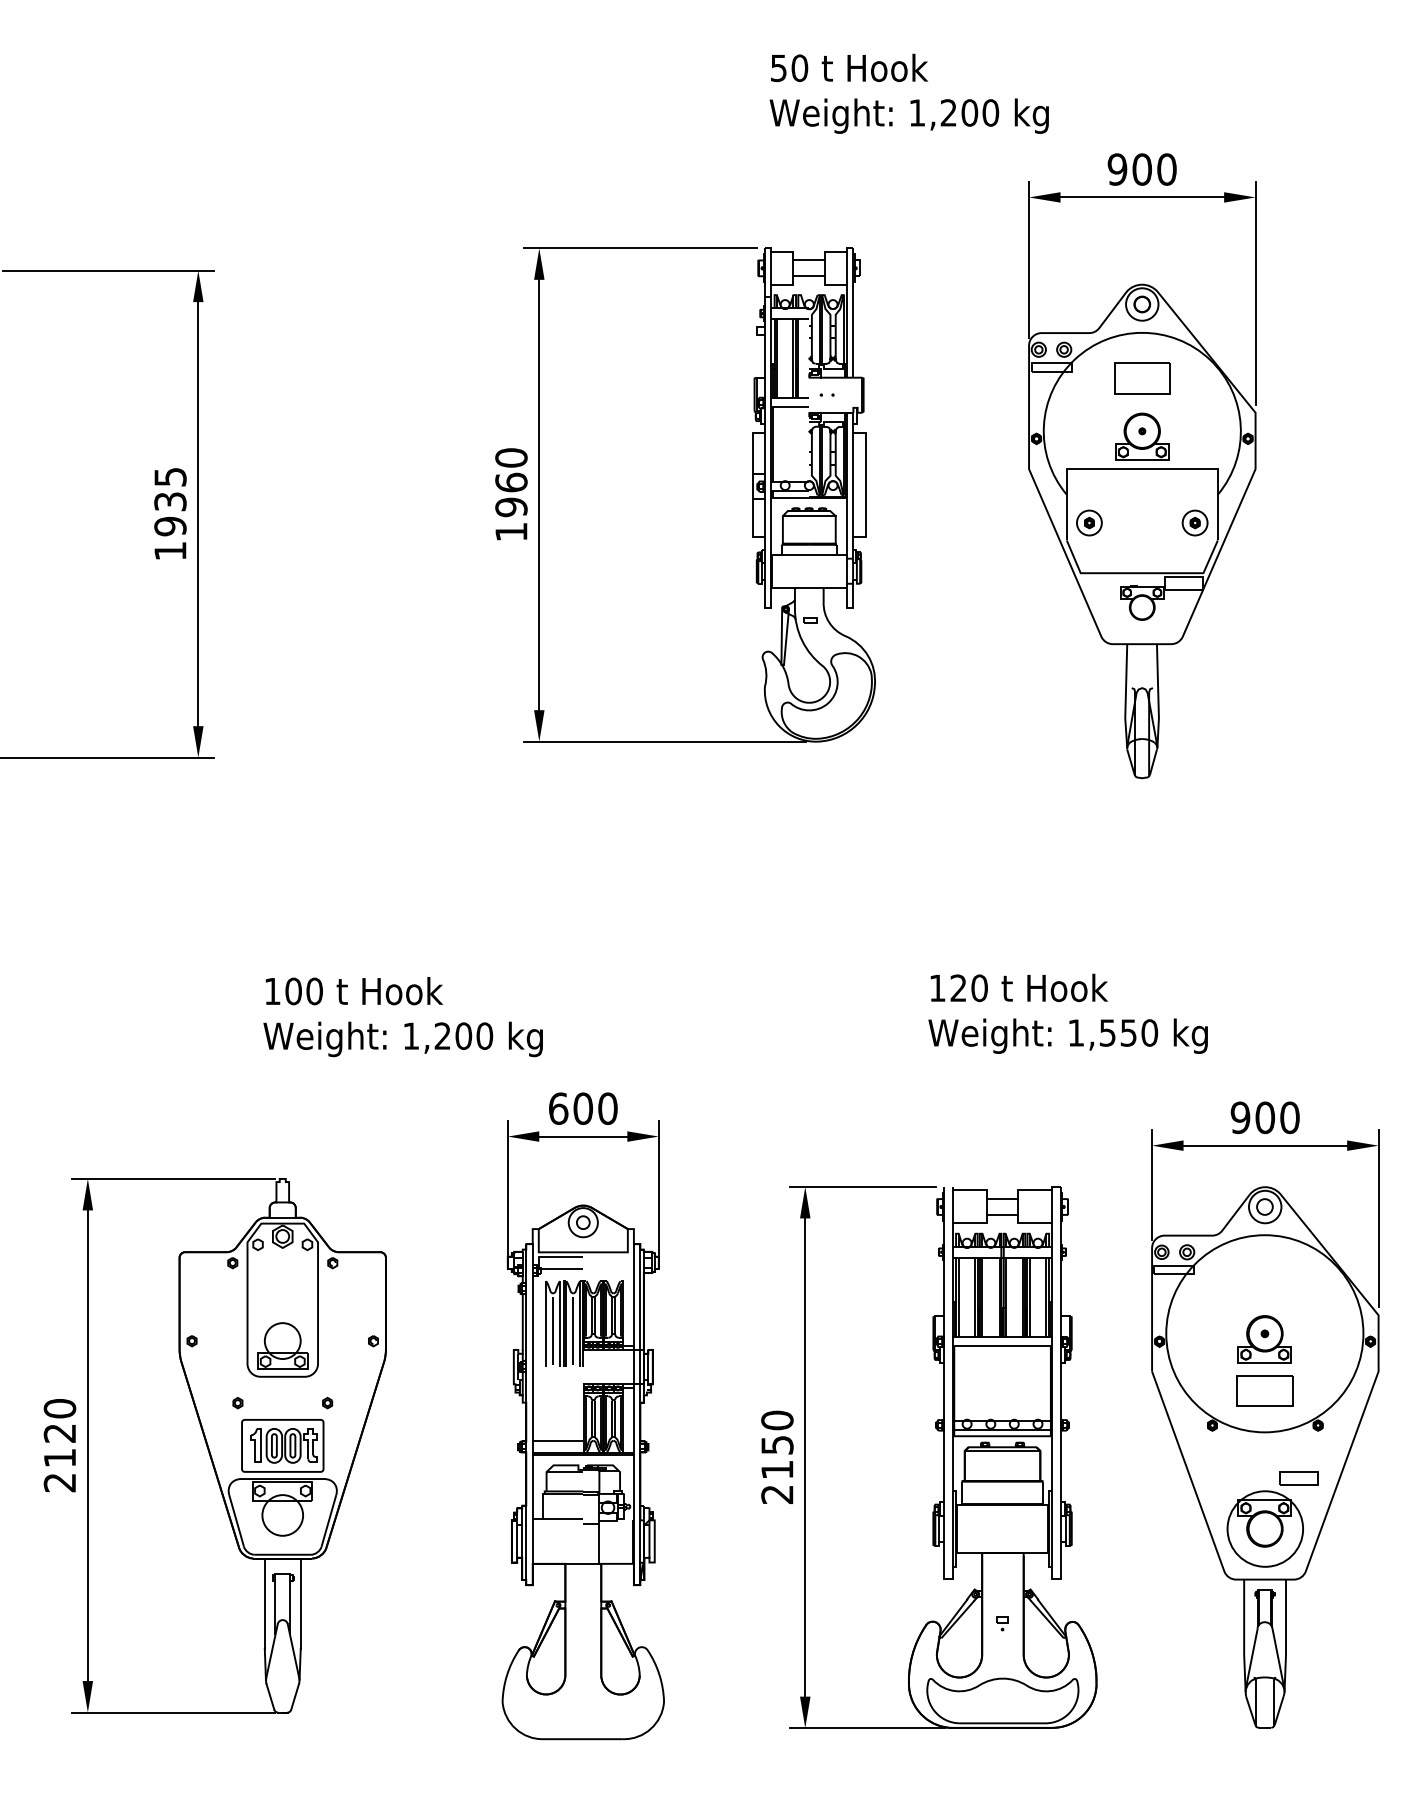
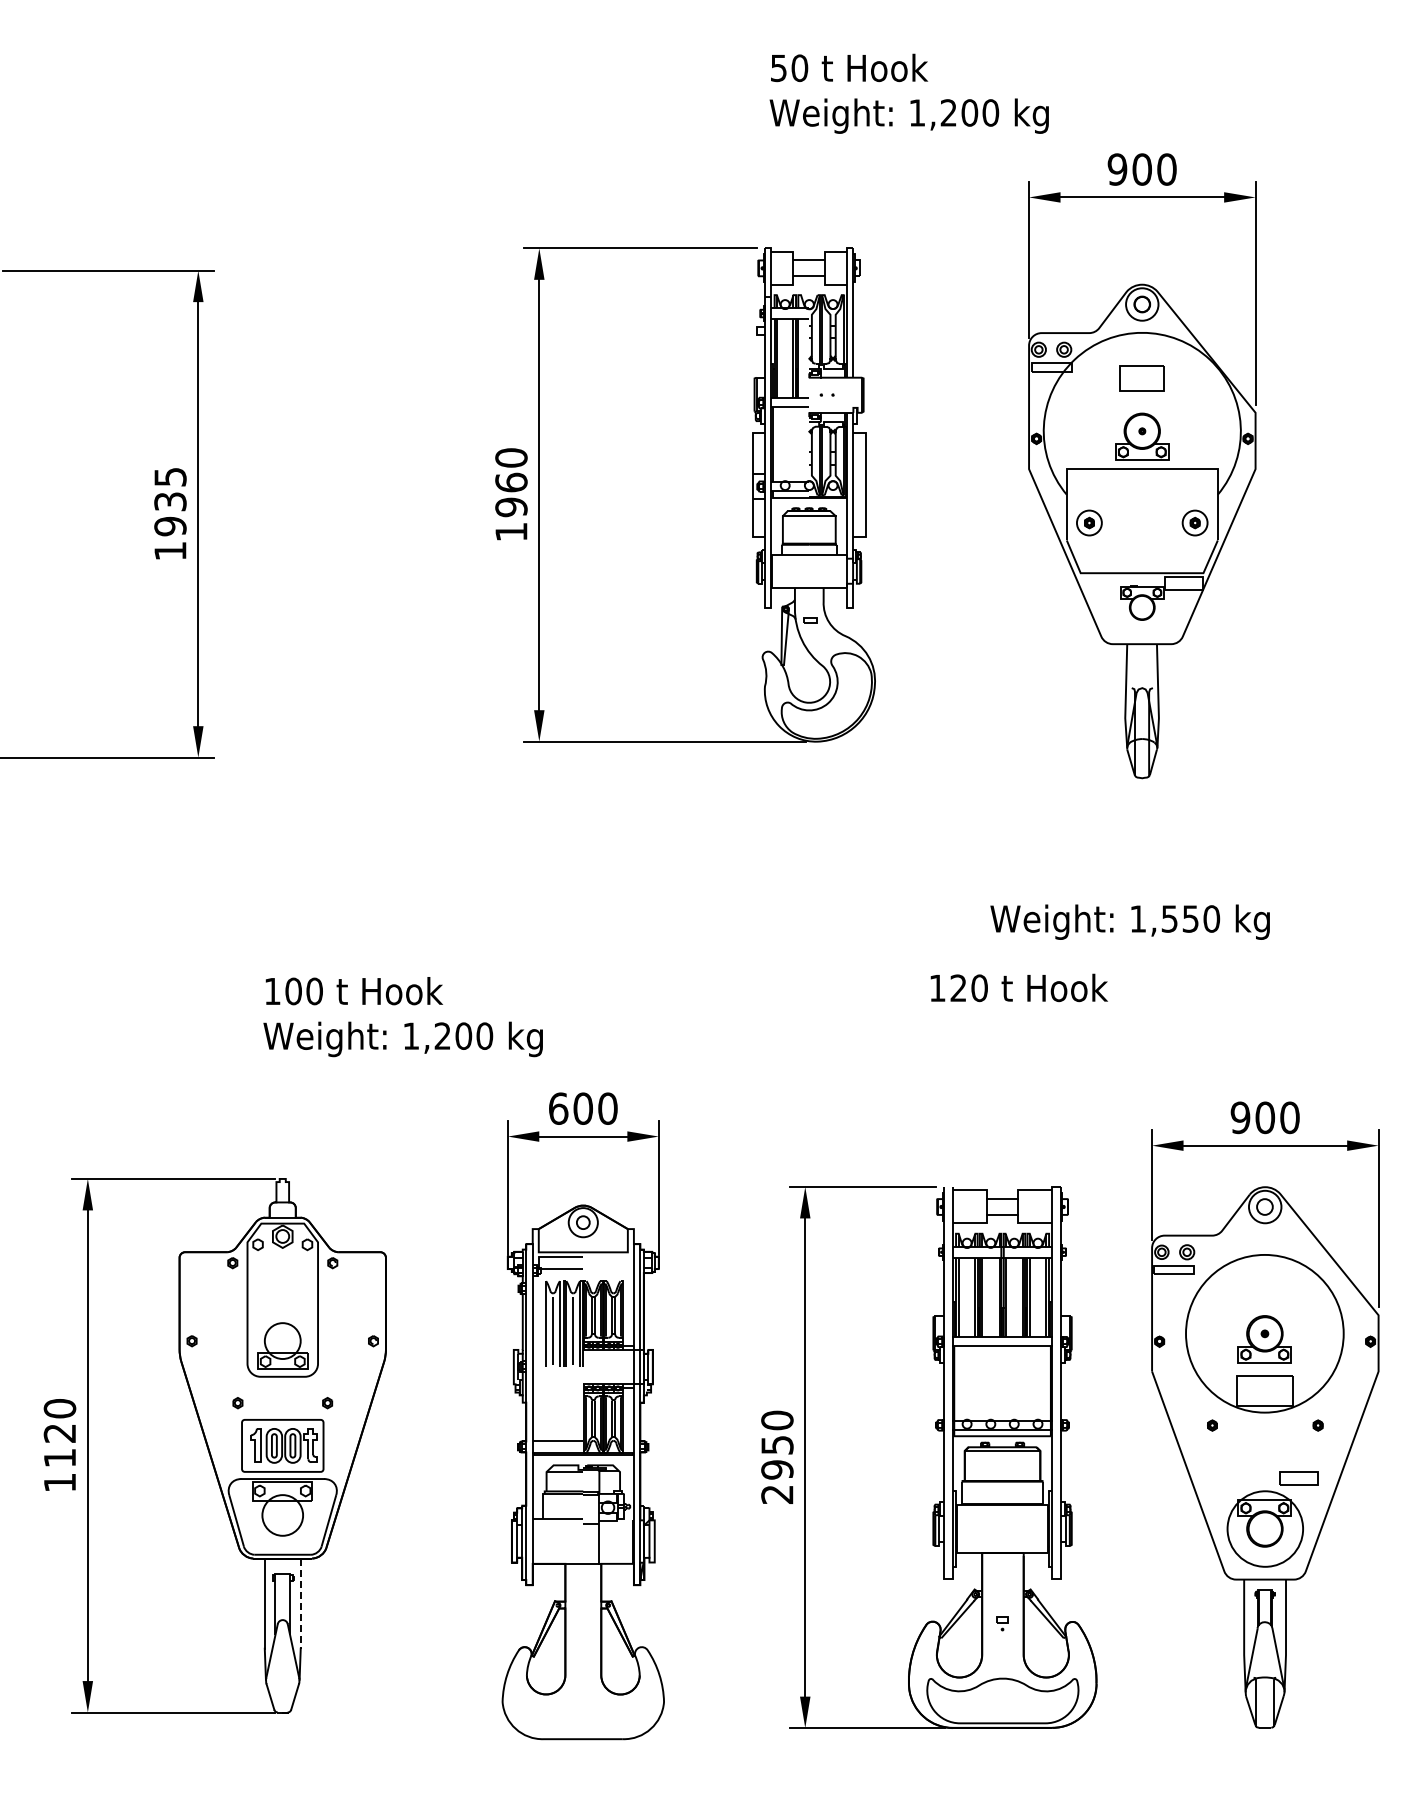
part size: 57x33 px -> 46x27 px (1141, 378)
text position: (1067, 1035) -> (1129, 921) (1129, 921)
circle diameter: 197 px -> 158 px (1264, 1333)
text: 2150 -> 2950 (777, 1469)
text: 2120 -> 1120 (59, 1483)
line: solid -> dashed (300, 1604)
